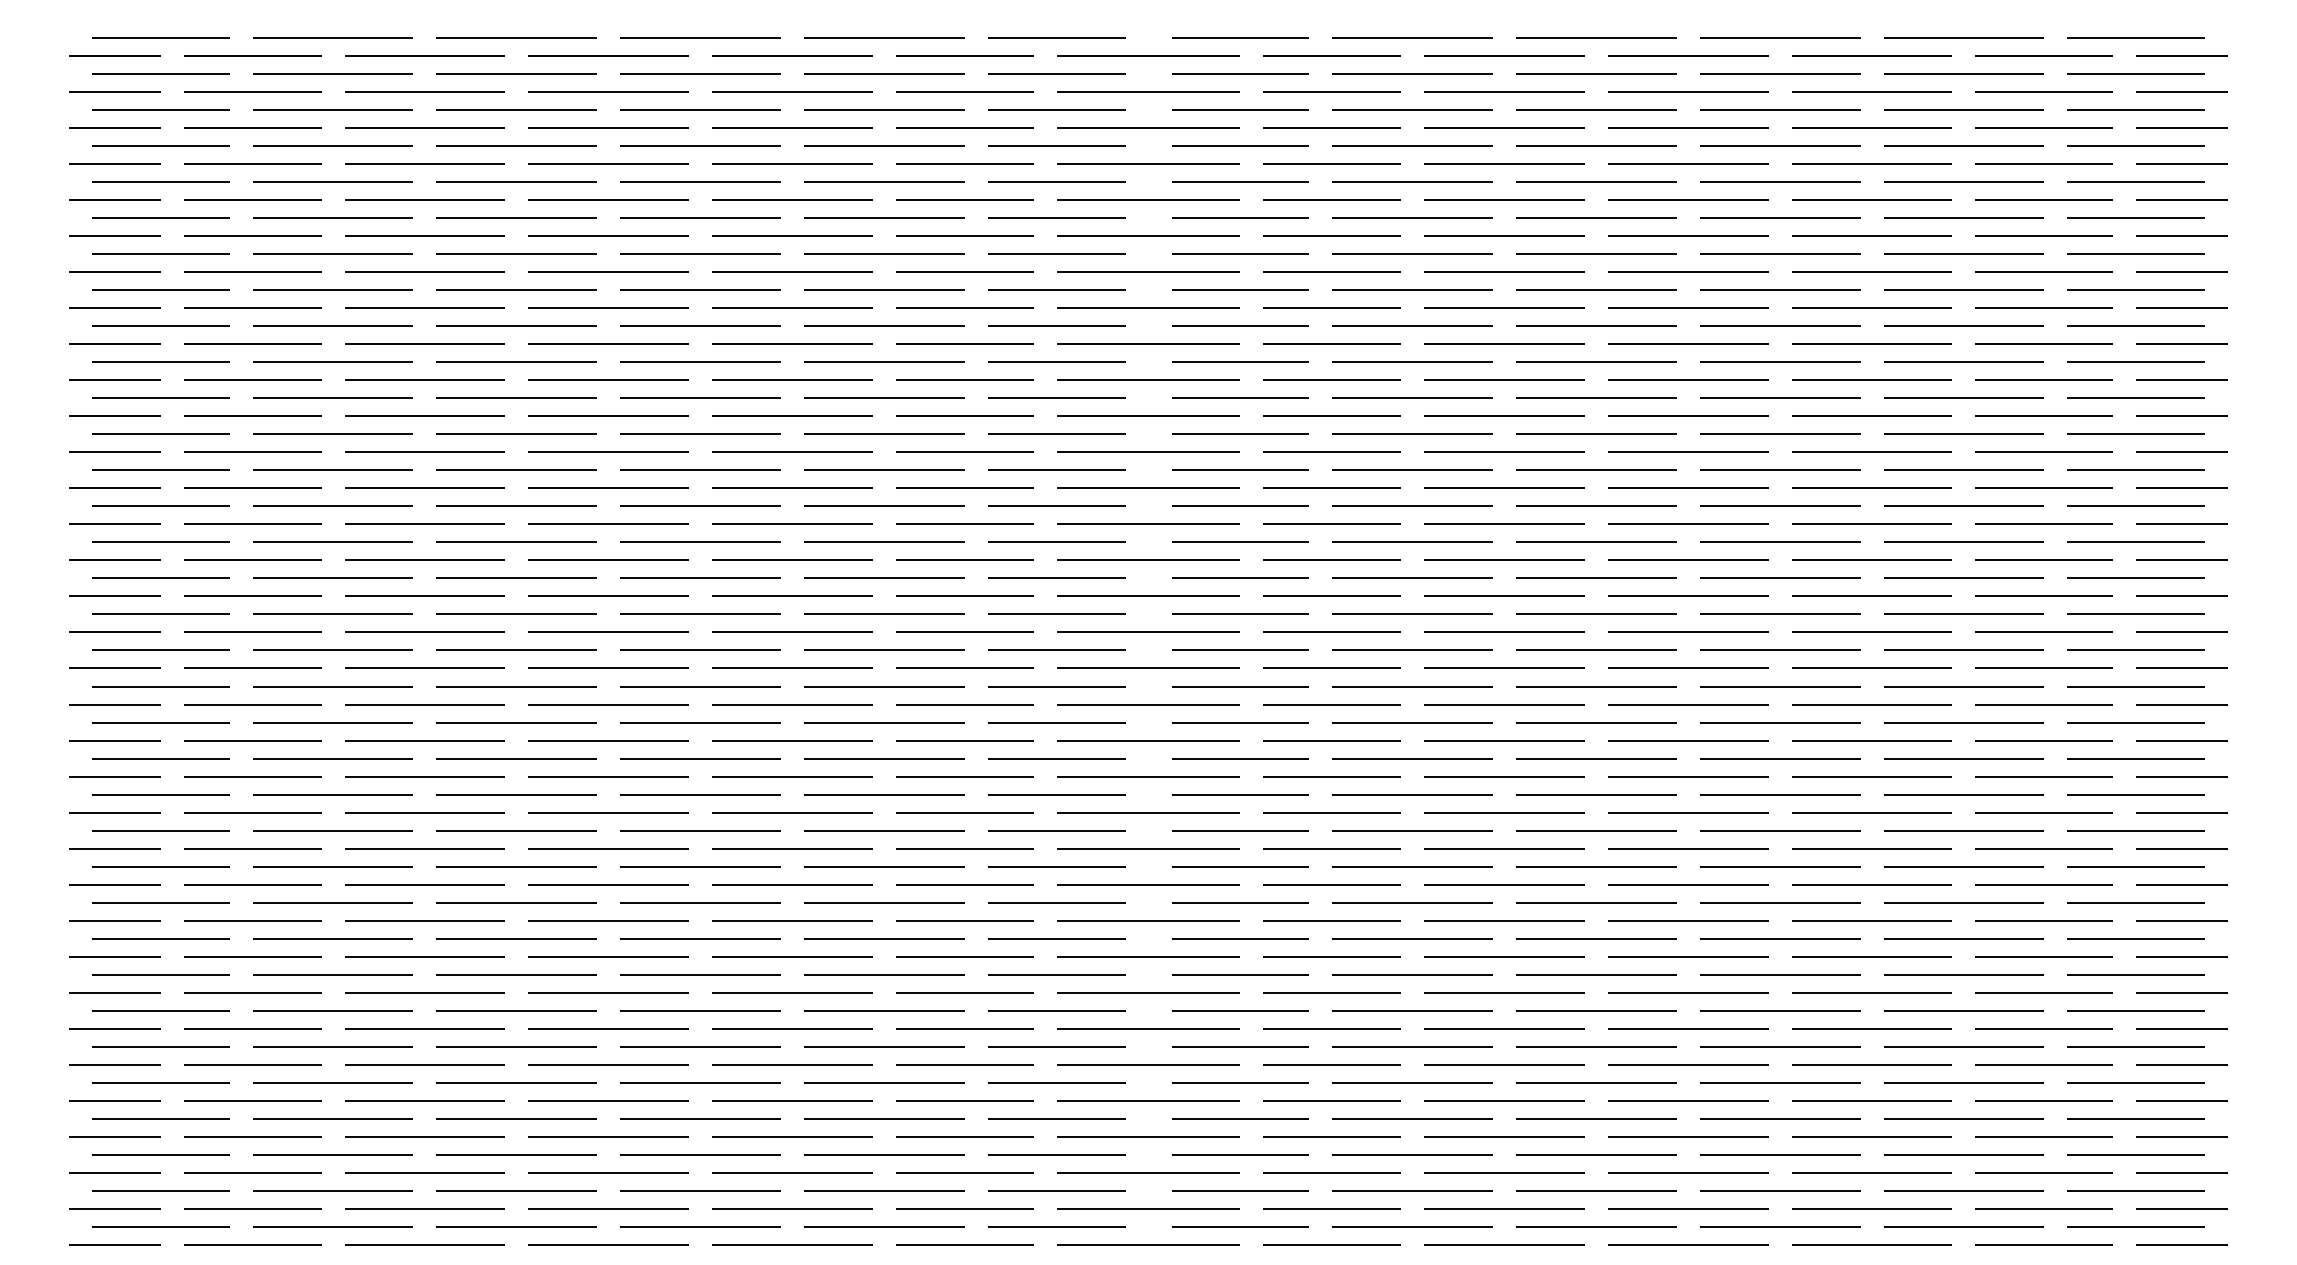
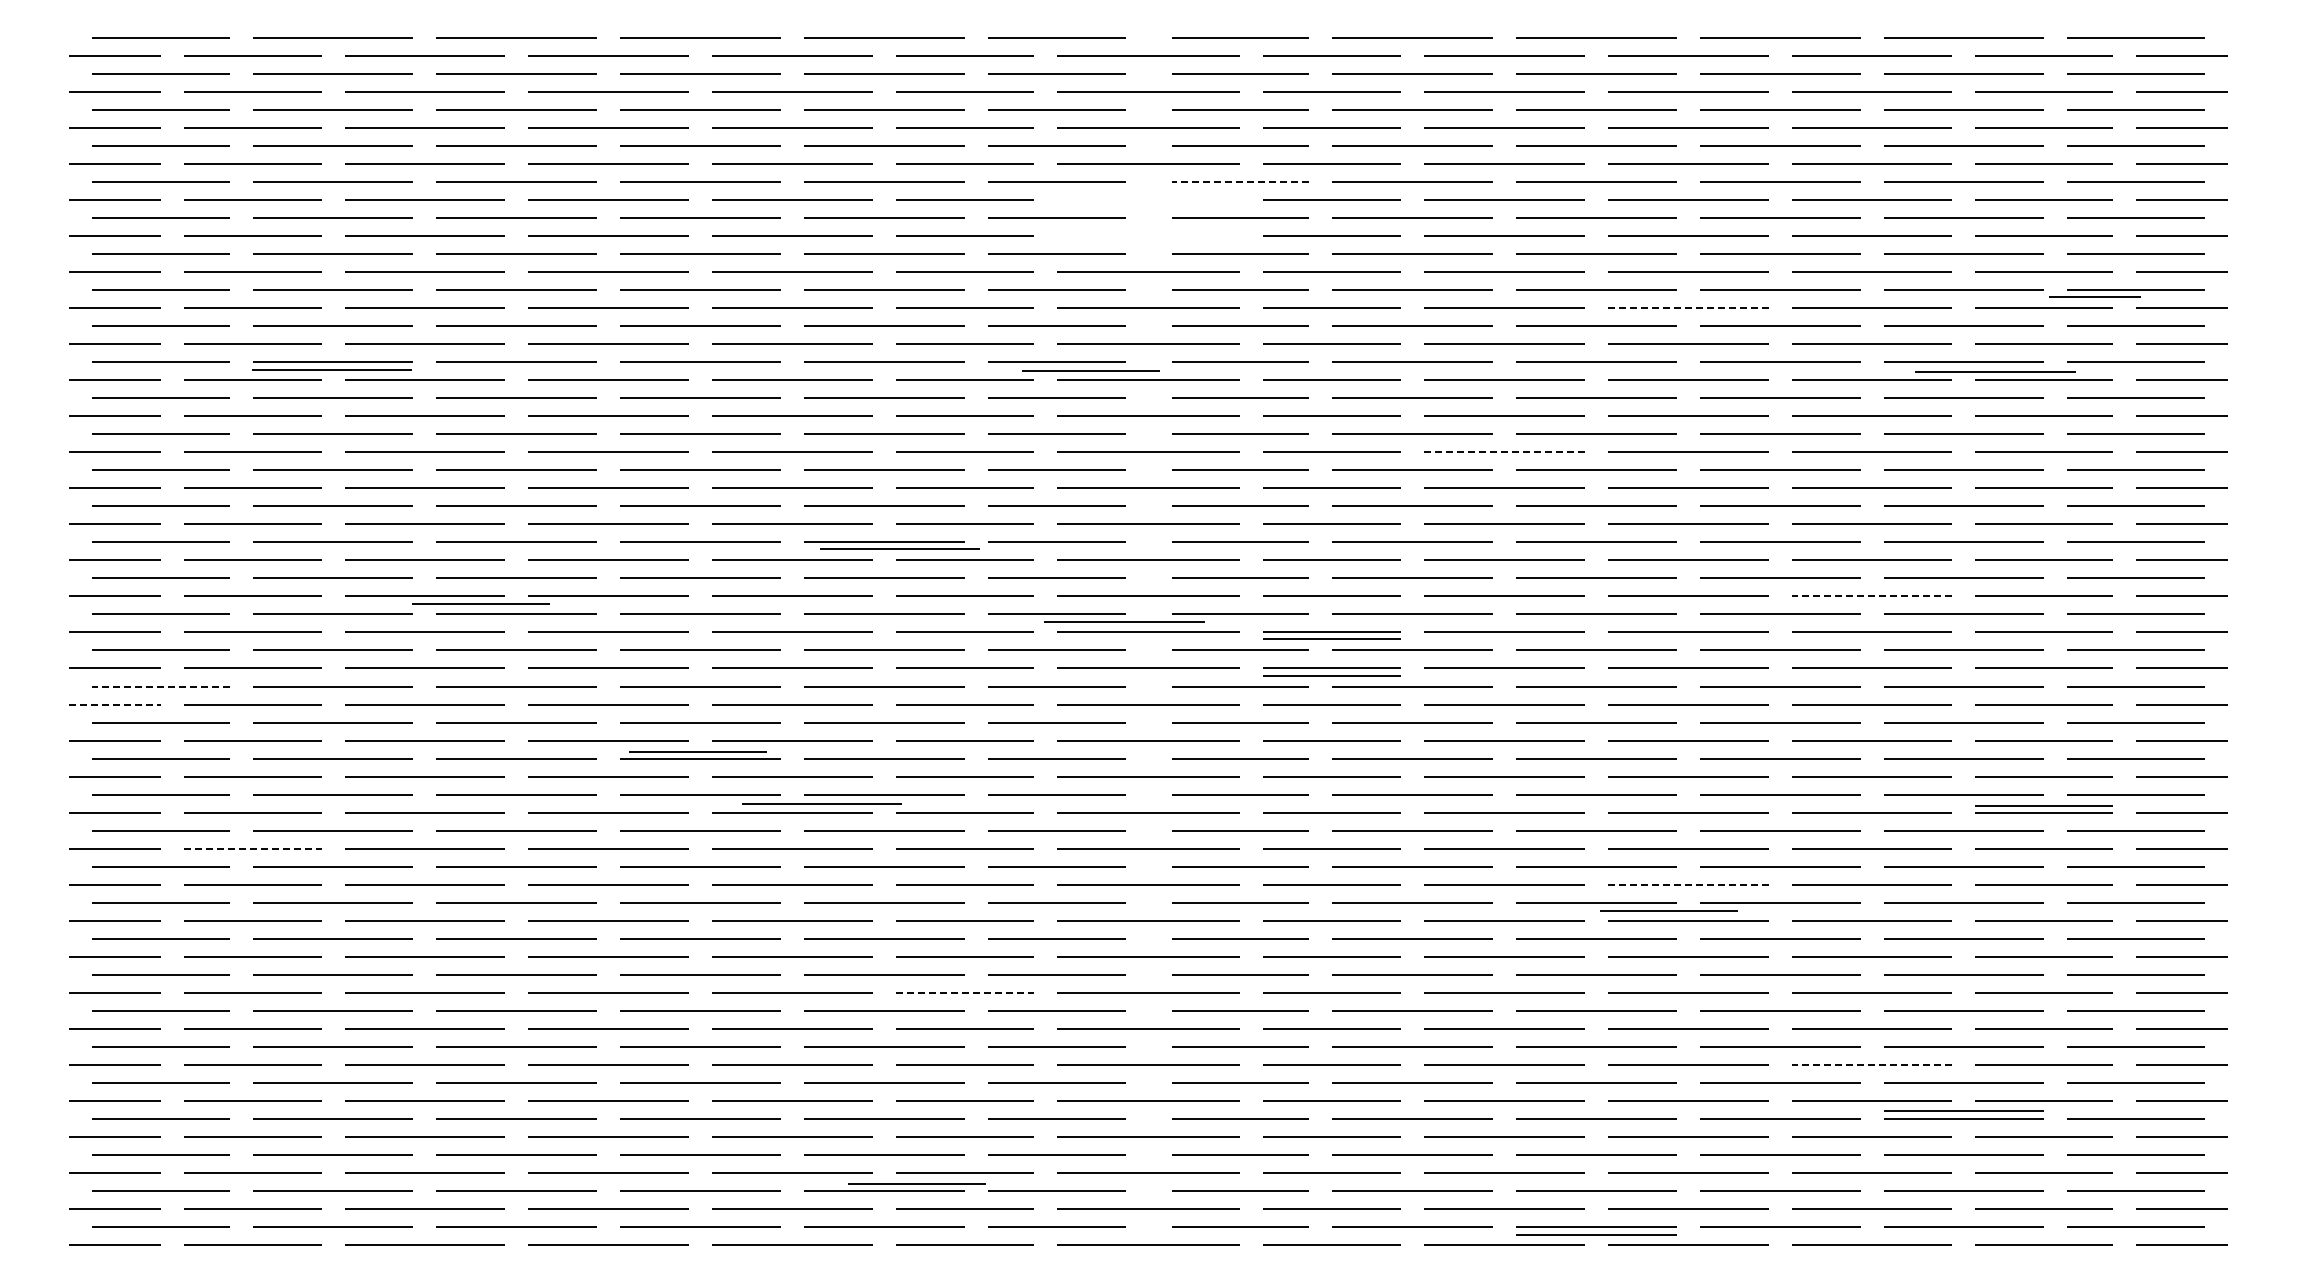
line: solid -> dashed (1240, 181)
line: present -> none (1148, 199)
line: present -> none (1148, 235)
line: none -> present (2094, 296)
line: solid -> dashed (1687, 308)
line: none -> present (331, 369)
line: none -> present (1090, 370)
line: none -> present (1995, 371)
line: solid -> dashed (1504, 452)
line: none -> present (899, 548)
line: solid -> dashed (1871, 596)
line: none -> present (480, 603)
line: none -> present (1124, 621)
line: none -> present (1331, 638)
line: none -> present (1331, 675)
line: solid -> dashed (160, 686)
line: solid -> dashed (114, 704)
line: none -> present (697, 751)
line: none -> present (821, 803)
line: none -> present (2043, 805)
line: solid -> dashed (252, 848)
line: solid -> dashed (1687, 884)
line: none -> present (1668, 910)
line: solid -> dashed (964, 992)
line: solid -> dashed (1871, 1065)
line: none -> present (1963, 1110)
line: none -> present (916, 1183)
line: none -> present (1596, 1234)
